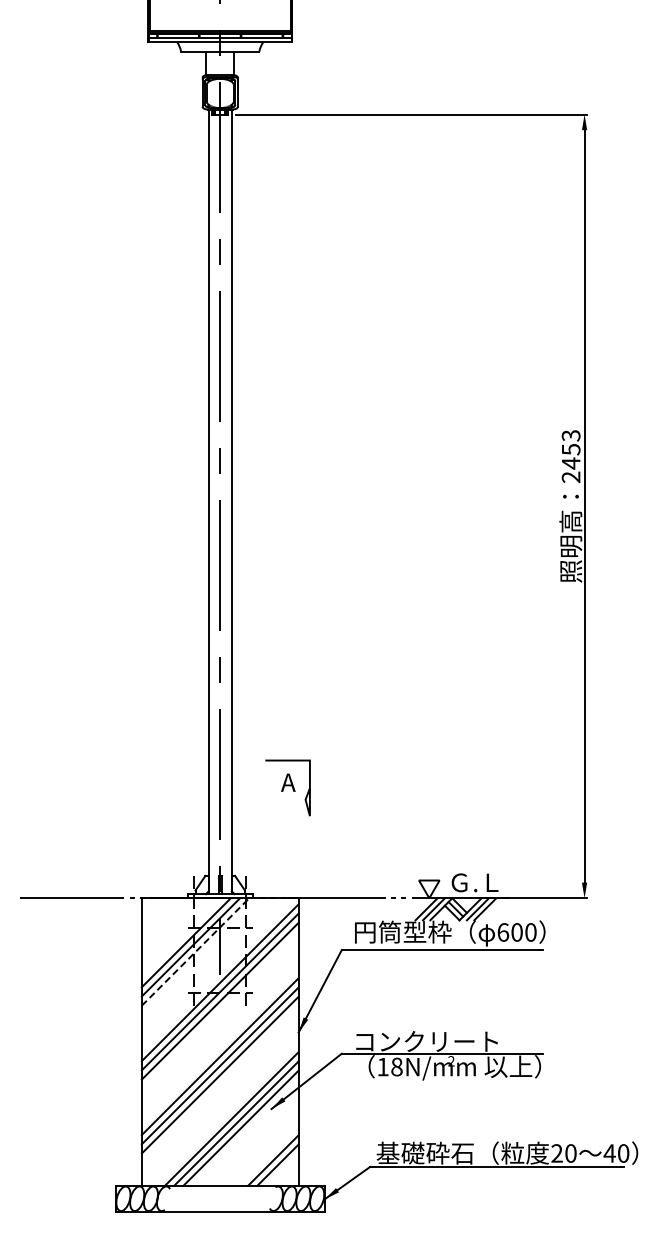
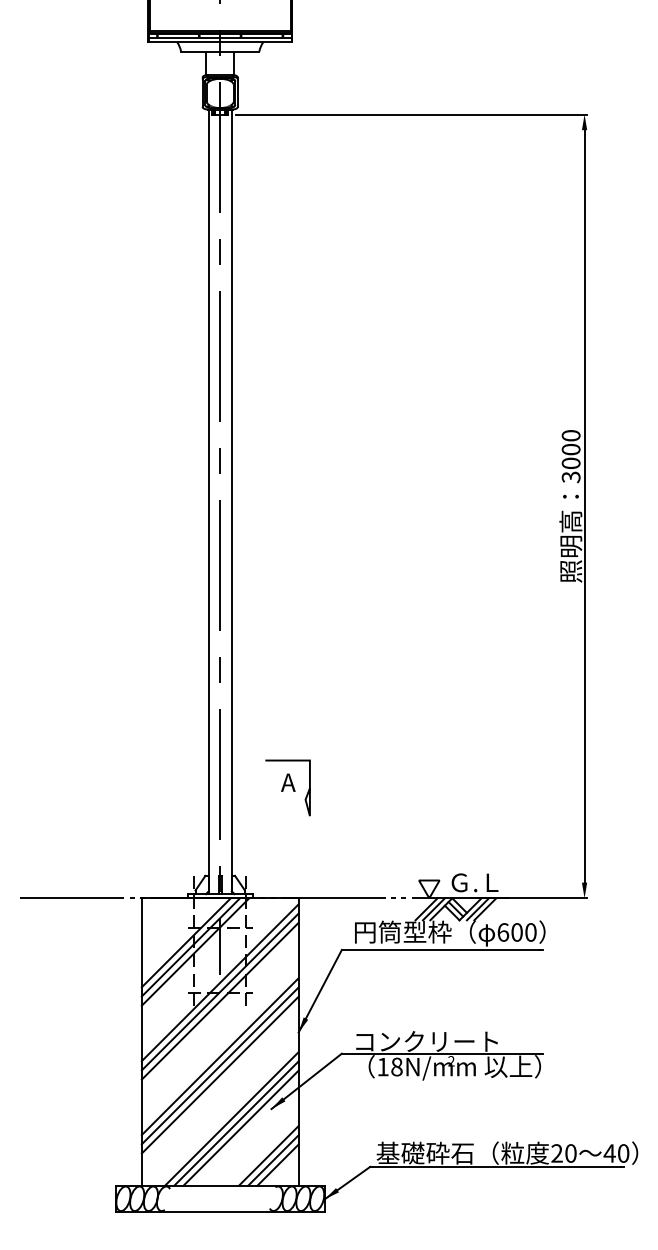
text: 2453 -> 3000 (570, 456)
line: dashed -> solid (195, 952)
line: none -> present (268, 1155)
